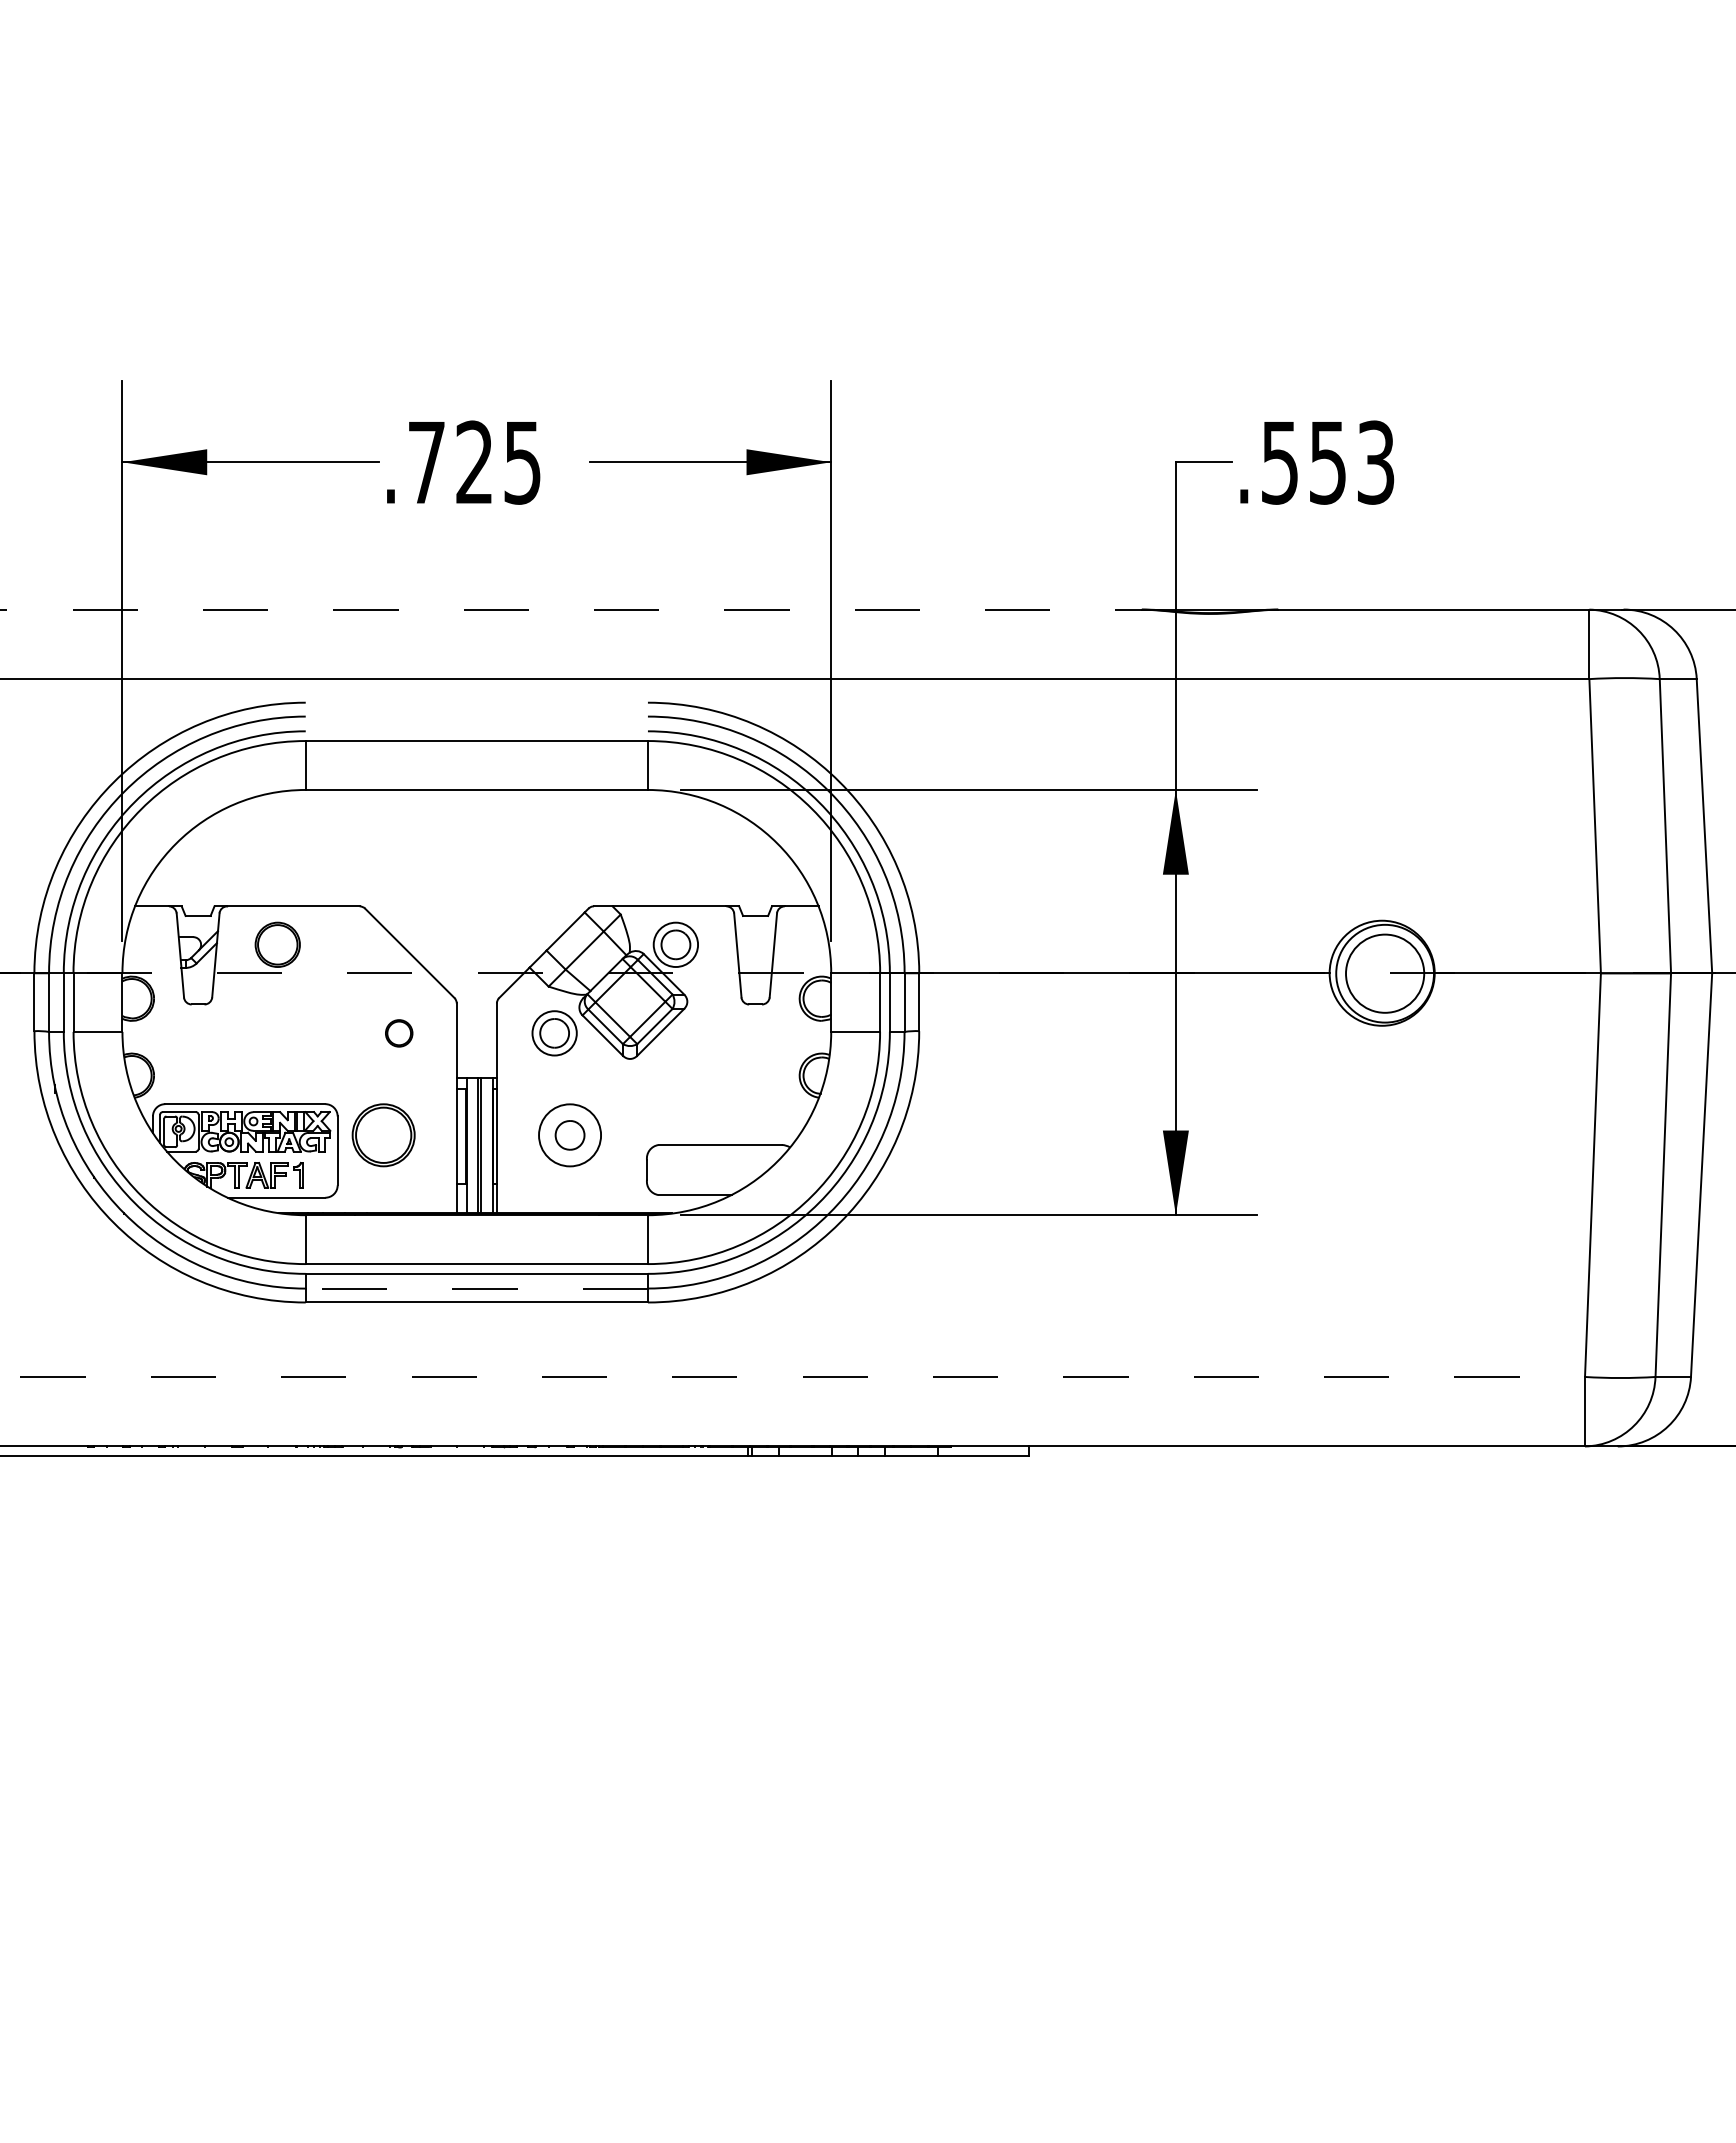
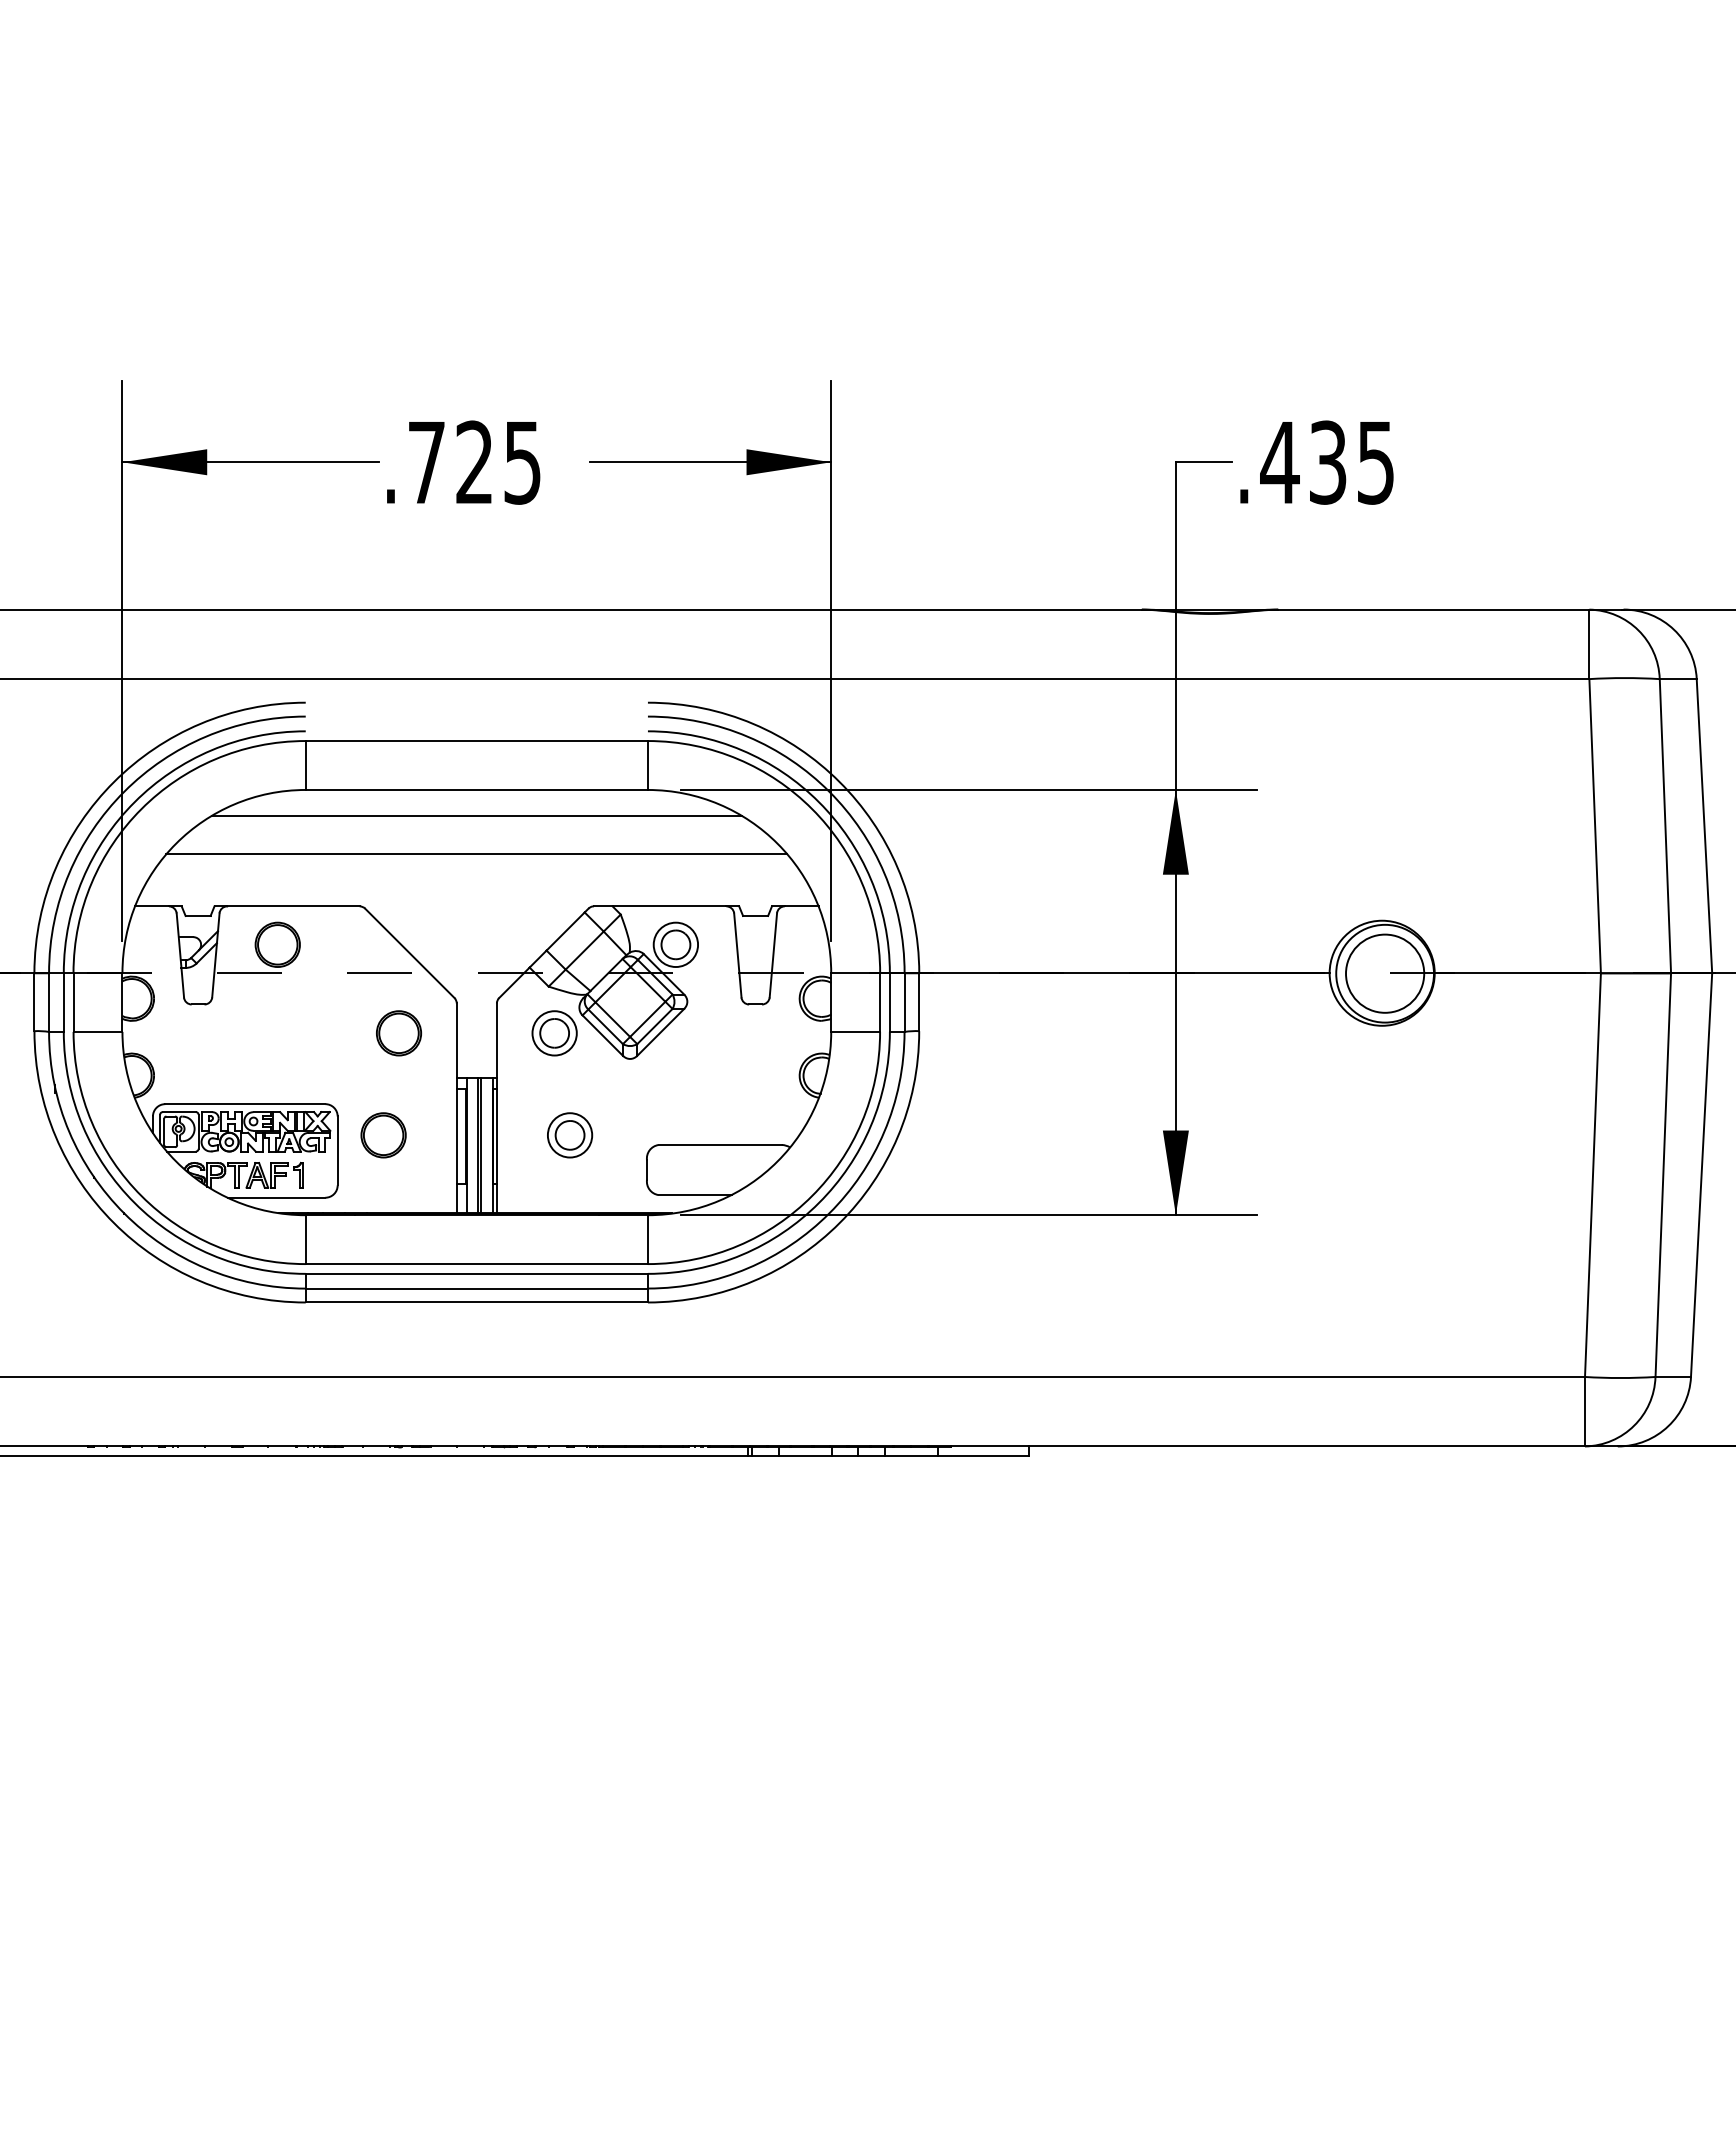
text: .553 -> .435 (1327, 462)
line: dashed -> solid (571, 609)
line: none -> present (476, 815)
line: none -> present (476, 854)
part size: 29x29 px -> 47x47 px (399, 1033)
part size: 65x65 px -> 47x47 px (383, 1135)
circle diameter: 62 px -> 44 px (569, 1135)
line: dashed -> solid (476, 1288)
line: dashed -> solid (793, 1376)
